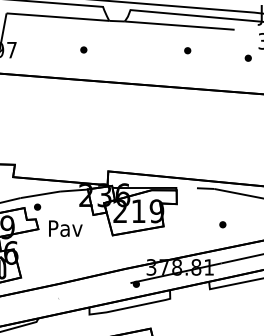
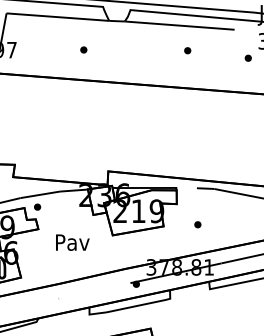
part position: (222, 224) -> (197, 224) (197, 224)
text position: (65, 228) -> (72, 242) (72, 242)
